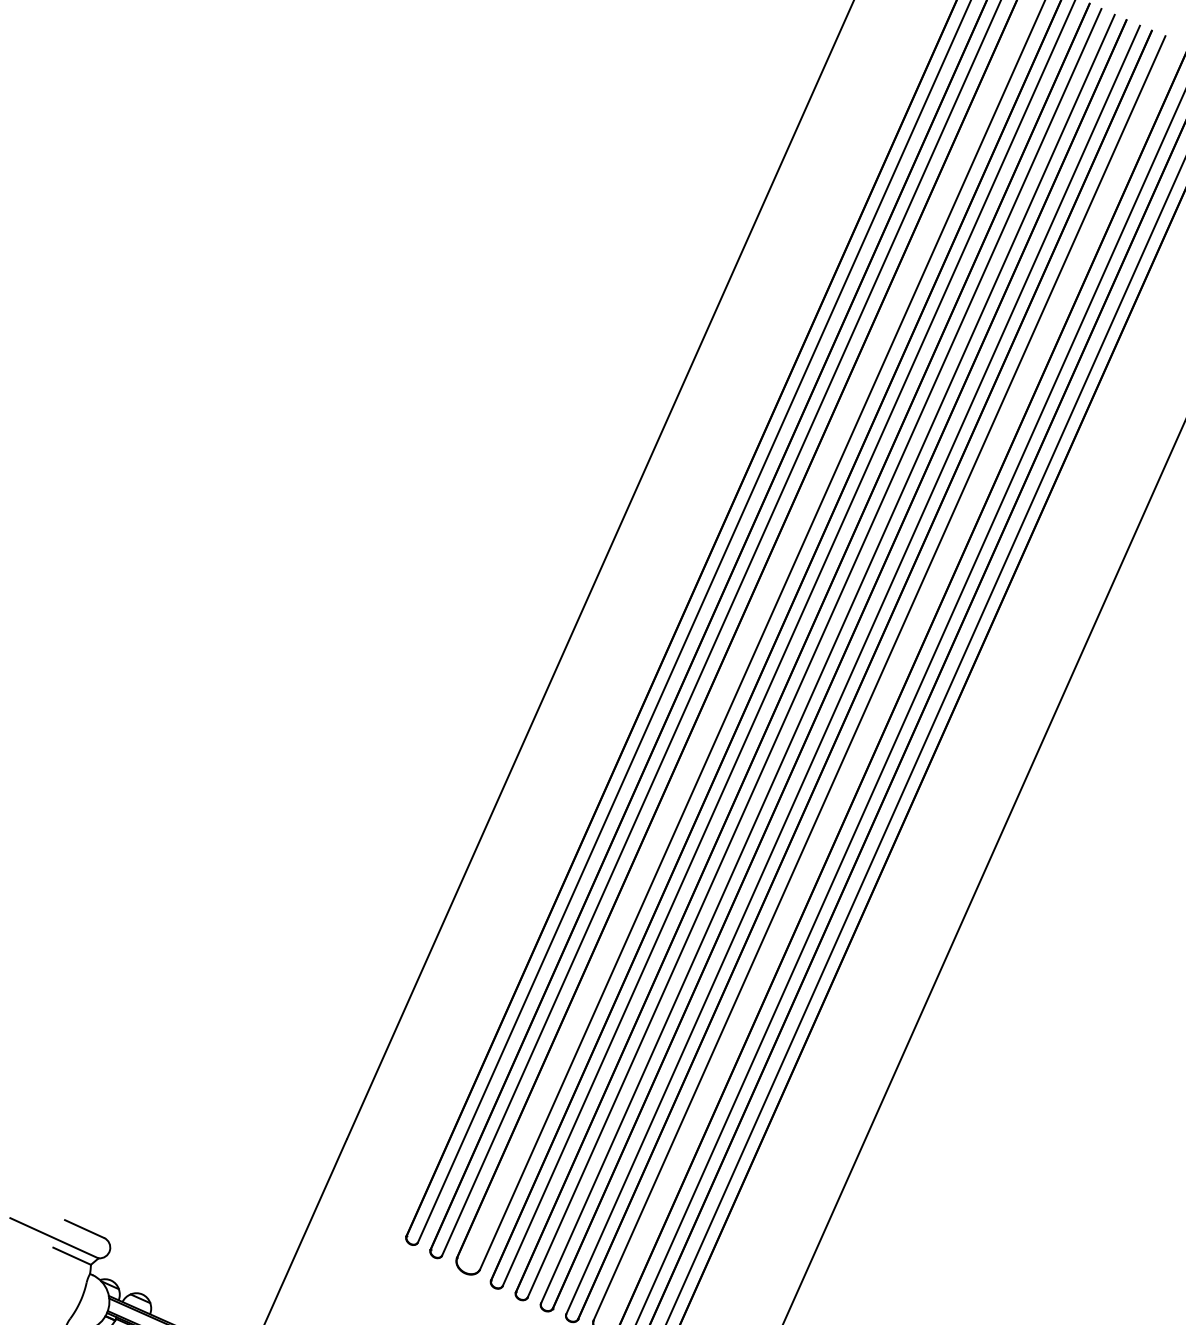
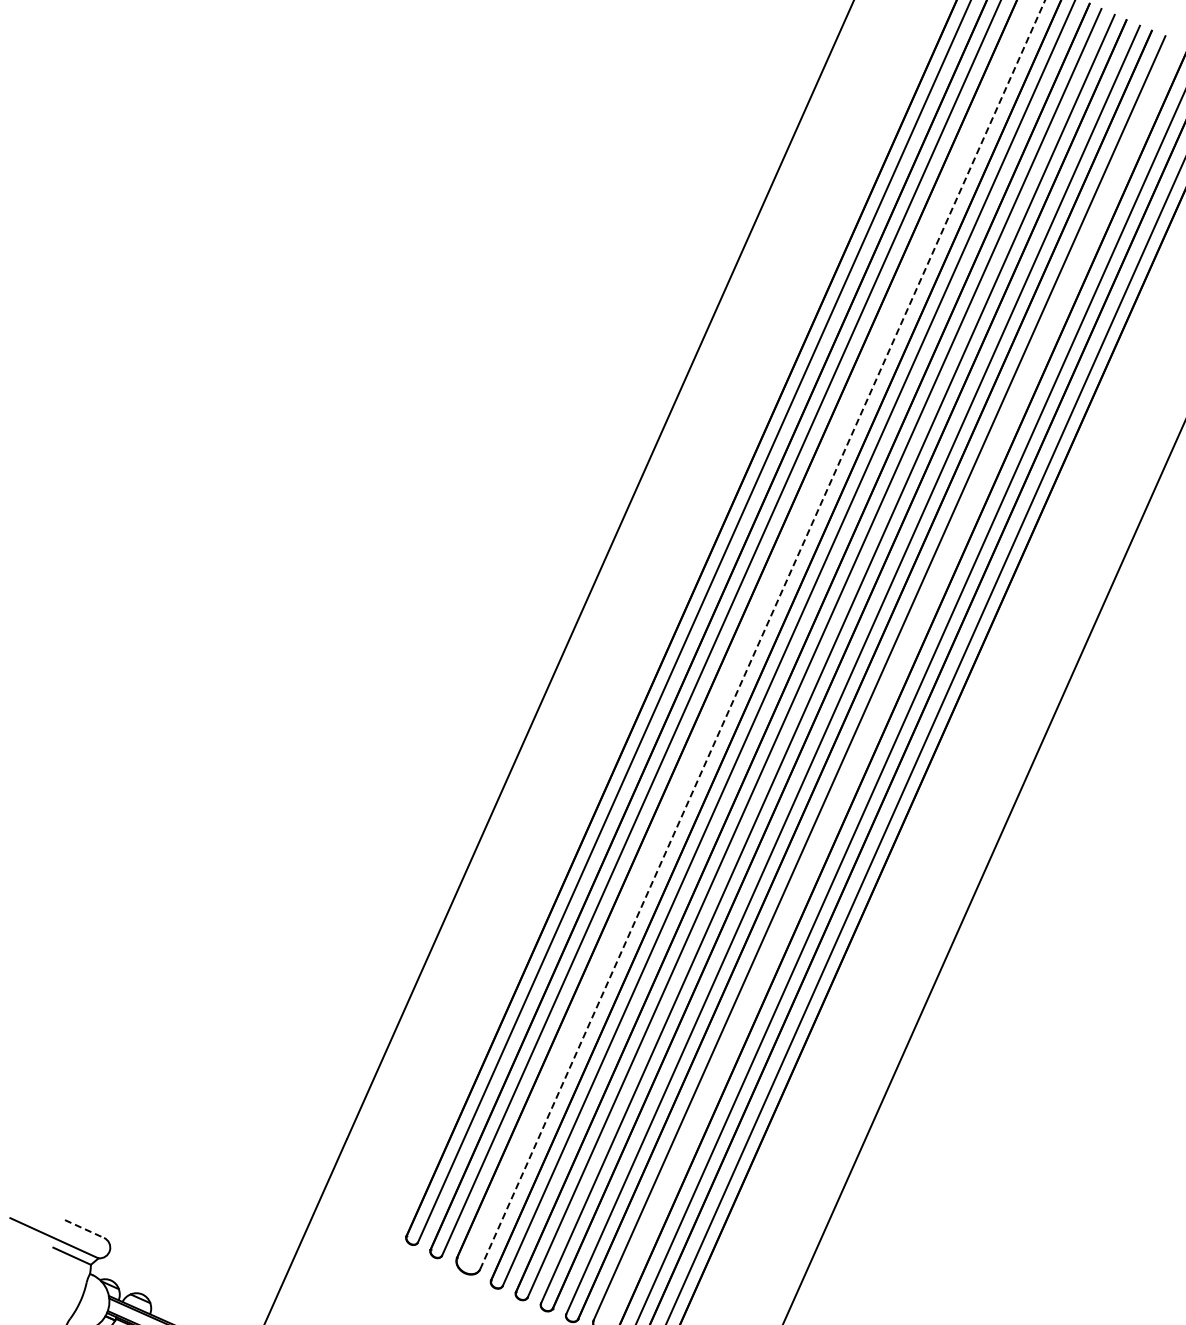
line: solid -> dashed (762, 634)
line: solid -> dashed (84, 1229)
